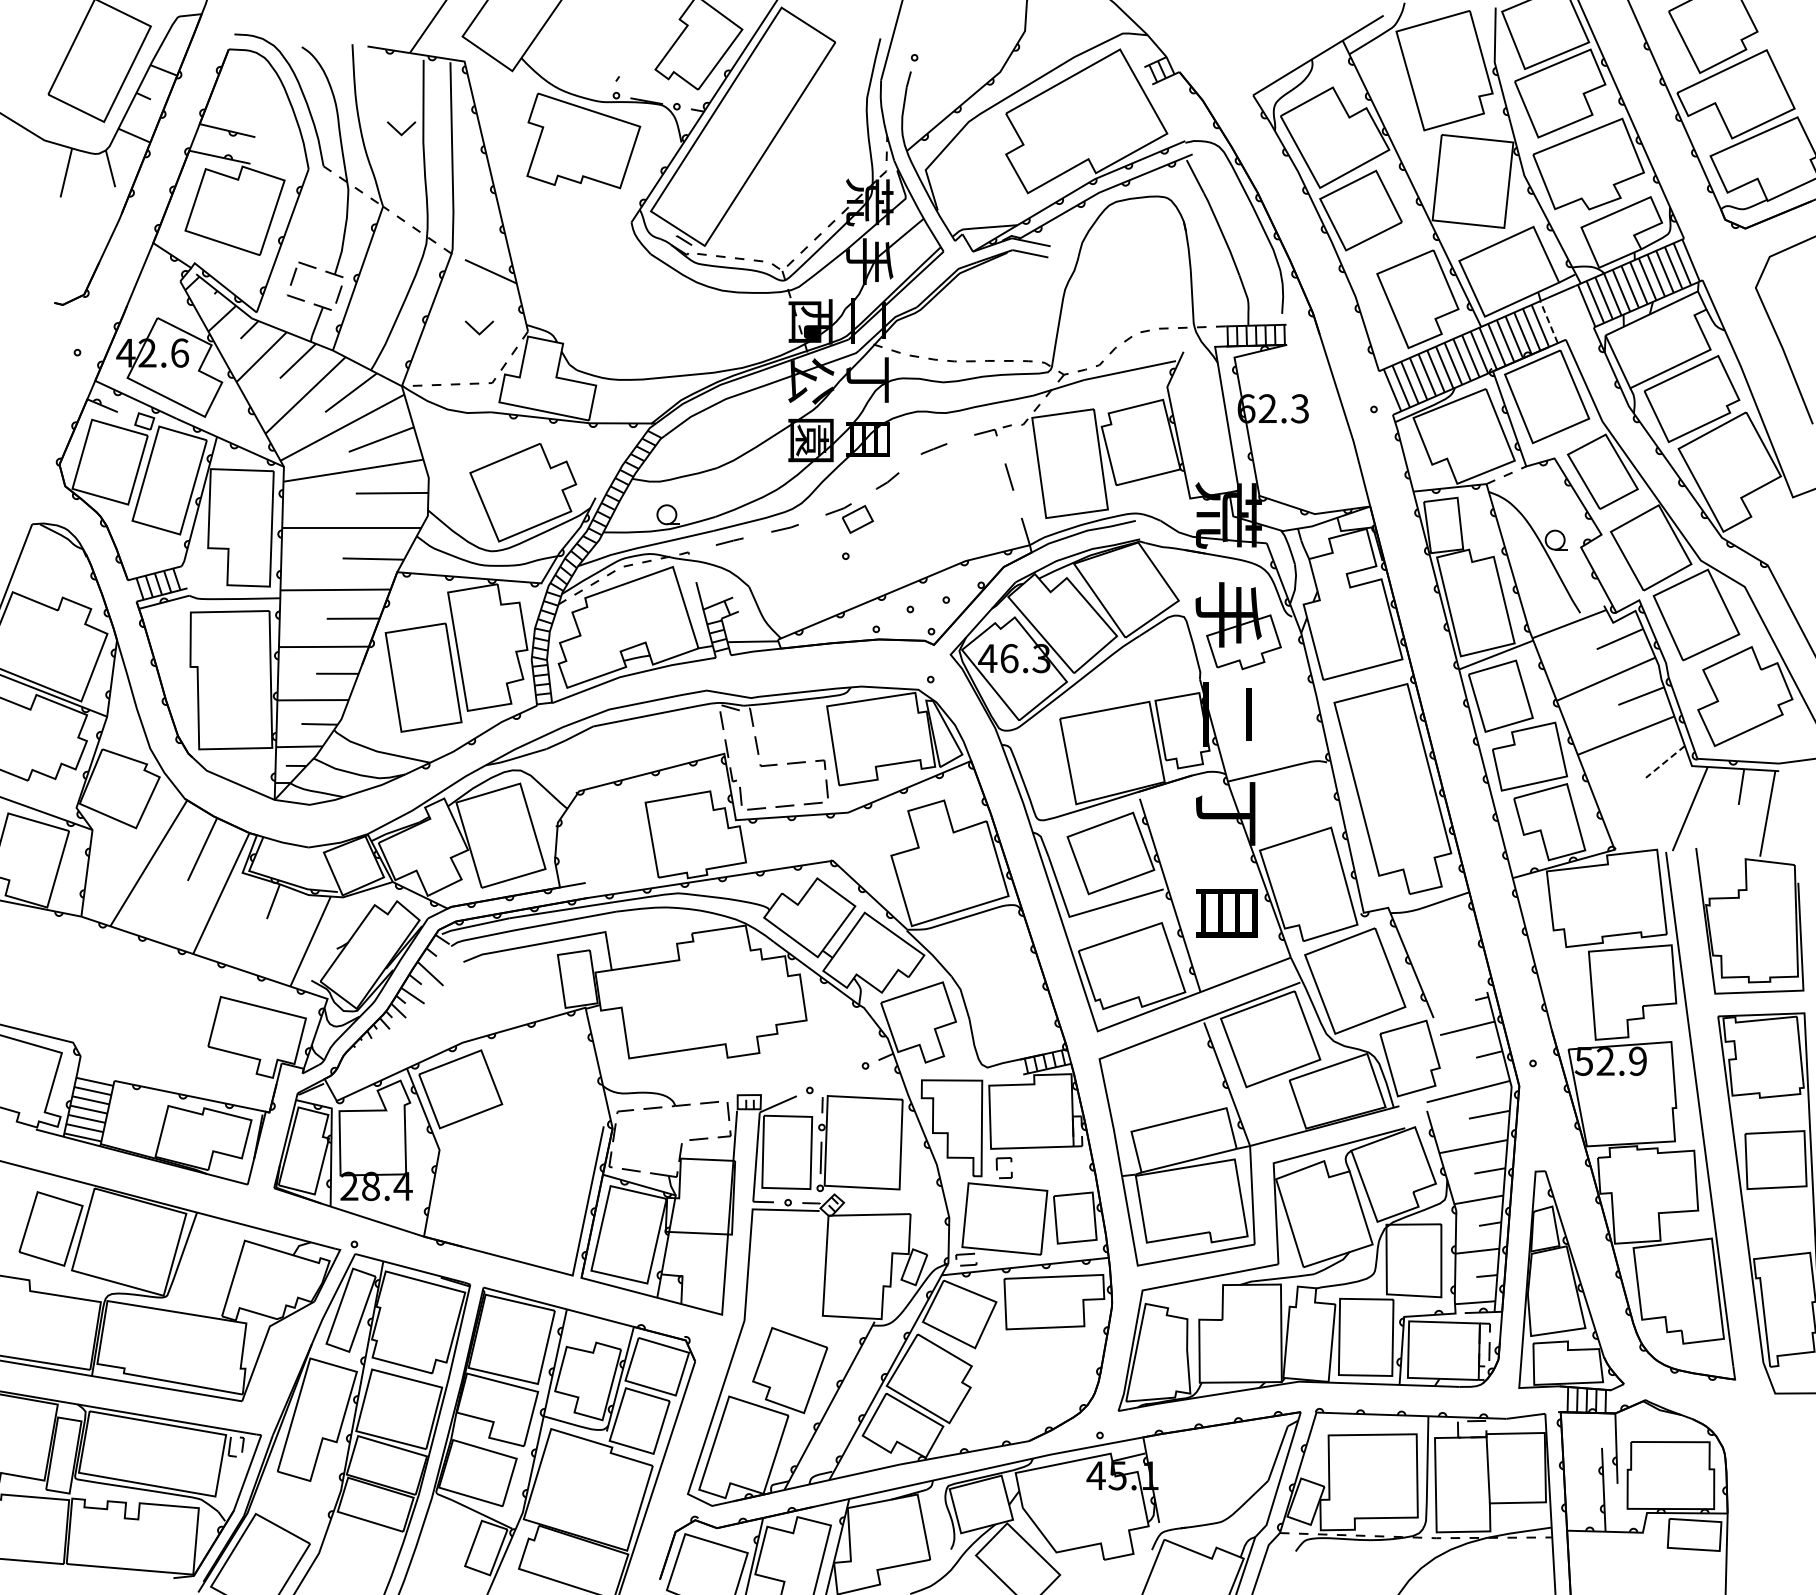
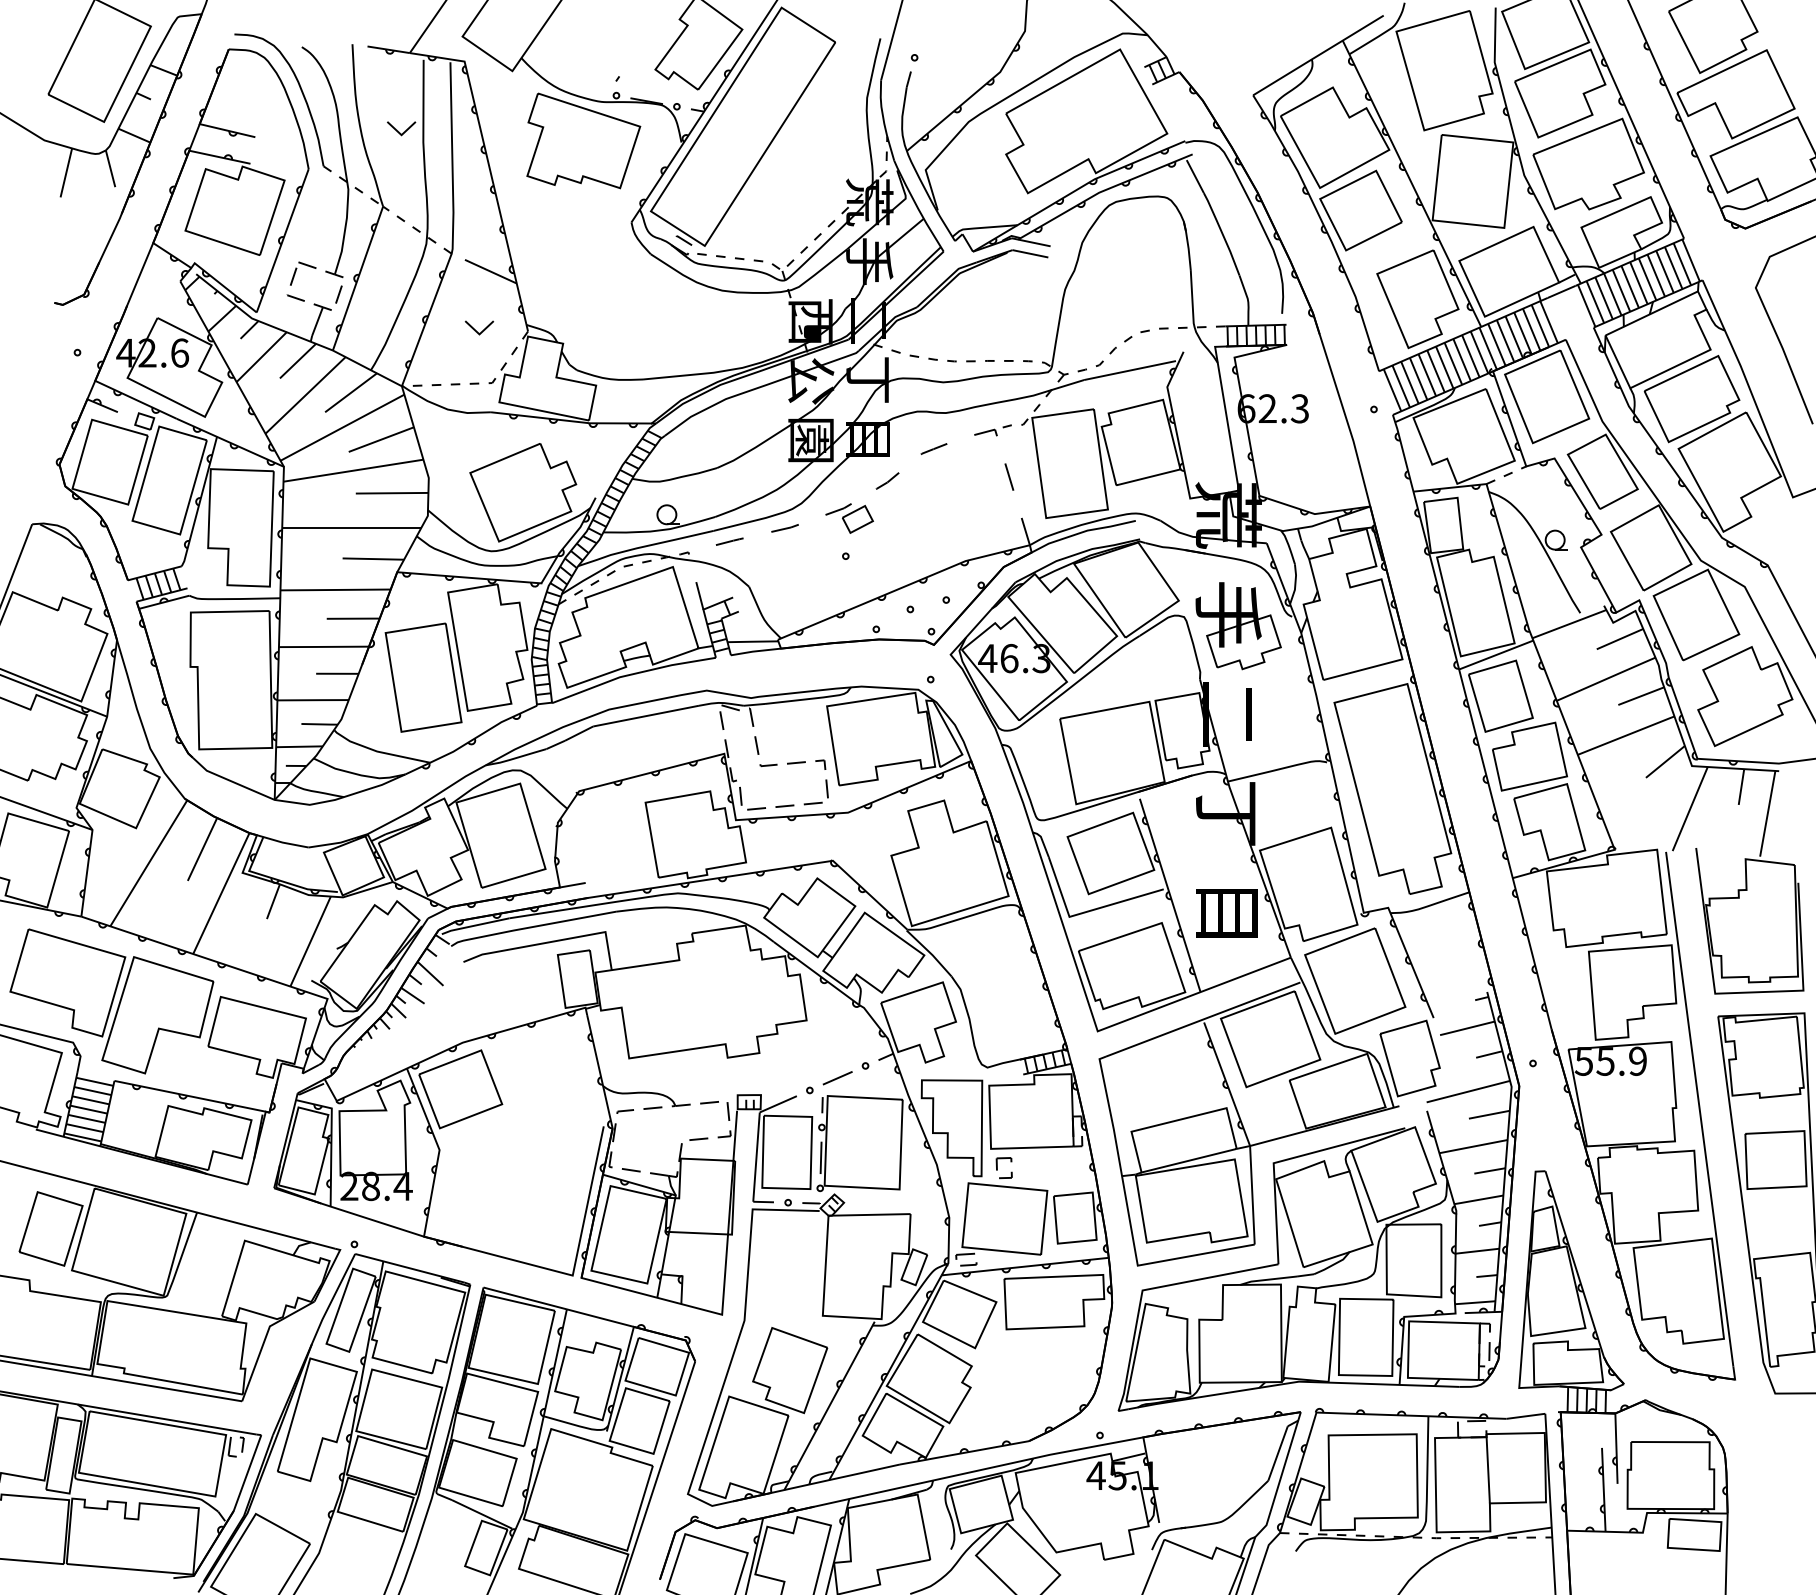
line: dashed -> solid (1549, 322)
line: dashed -> solid (1665, 761)
part: none -> present (111, 1001)
text: 52.9 -> 55.9 (1605, 1061)
line: none -> present (837, 1078)
